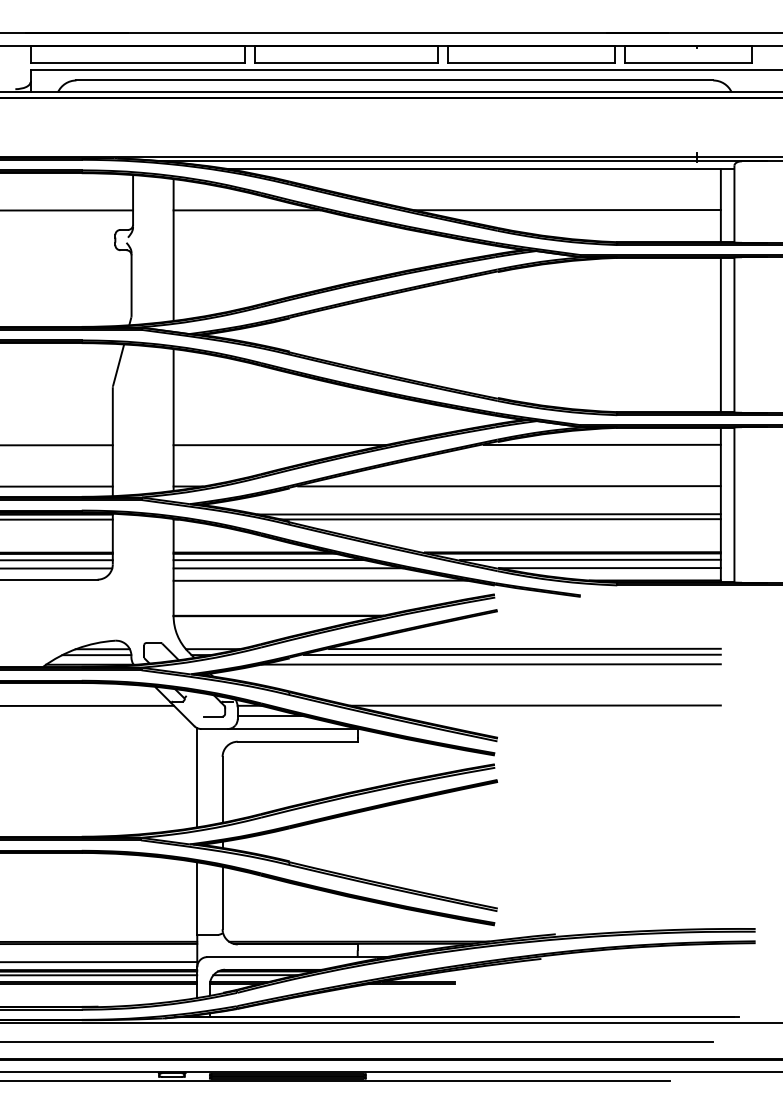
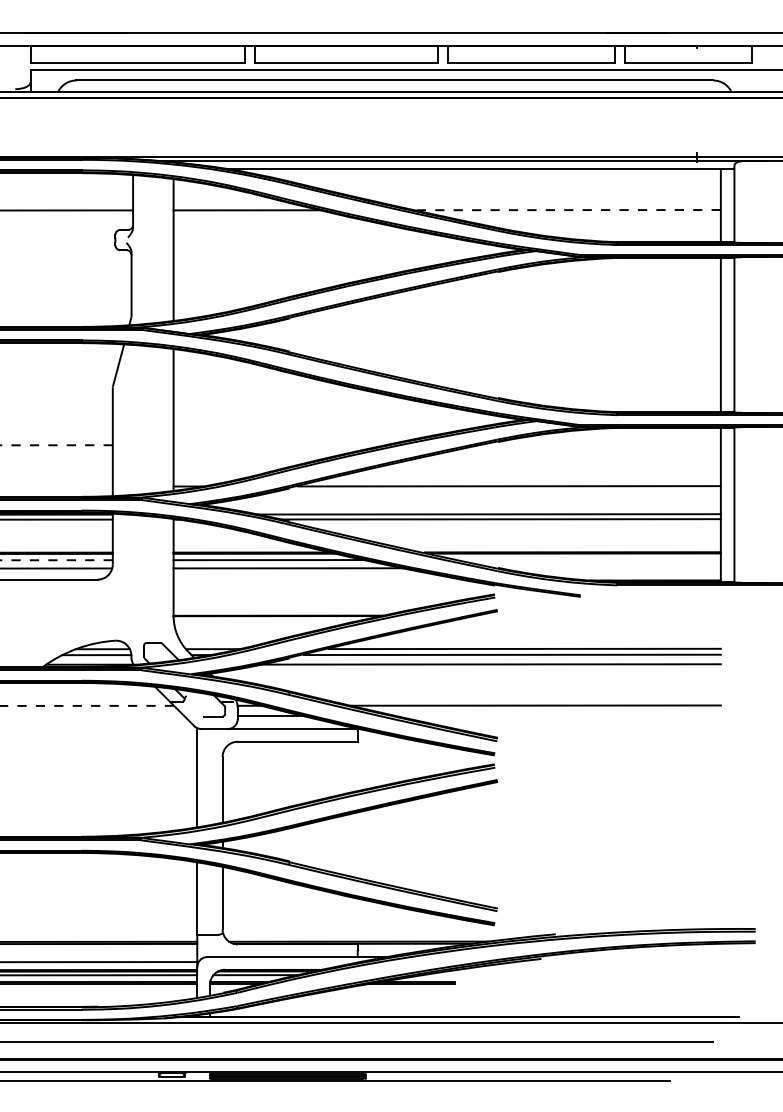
line: solid -> dashed (567, 210)
line: present -> none (601, 444)
line: solid -> dashed (55, 445)
line: present -> none (279, 445)
line: present -> none (57, 486)
line: present -> none (590, 559)
line: solid -> dashed (55, 560)
line: present -> none (609, 568)
line: present -> none (320, 580)
line: solid -> dashed (87, 705)
